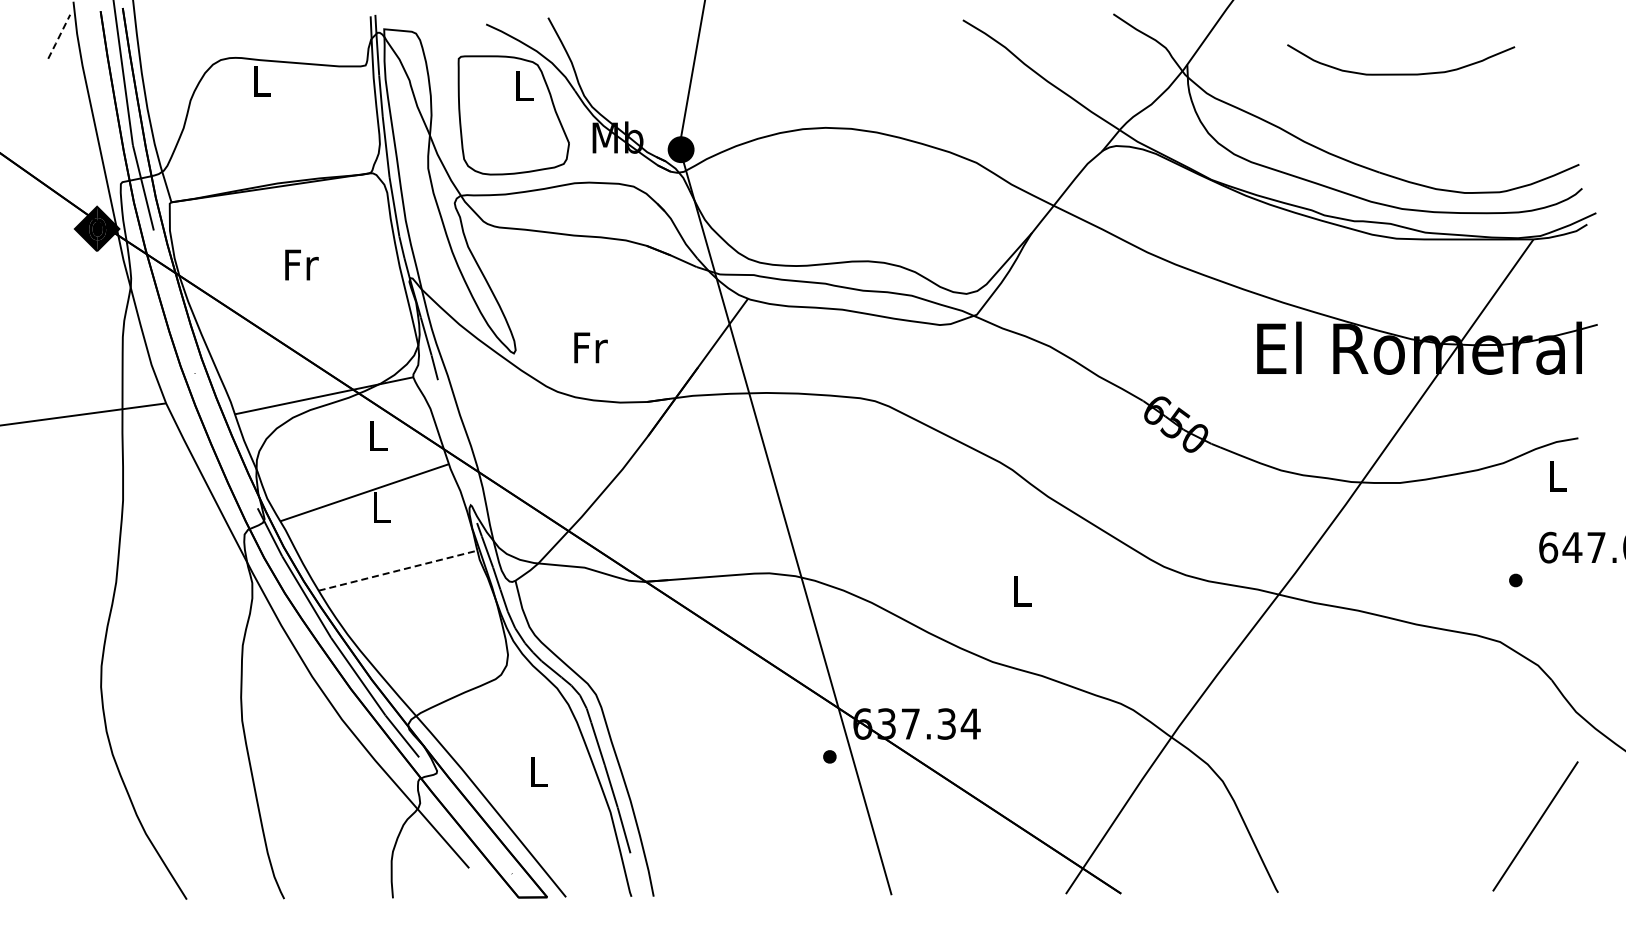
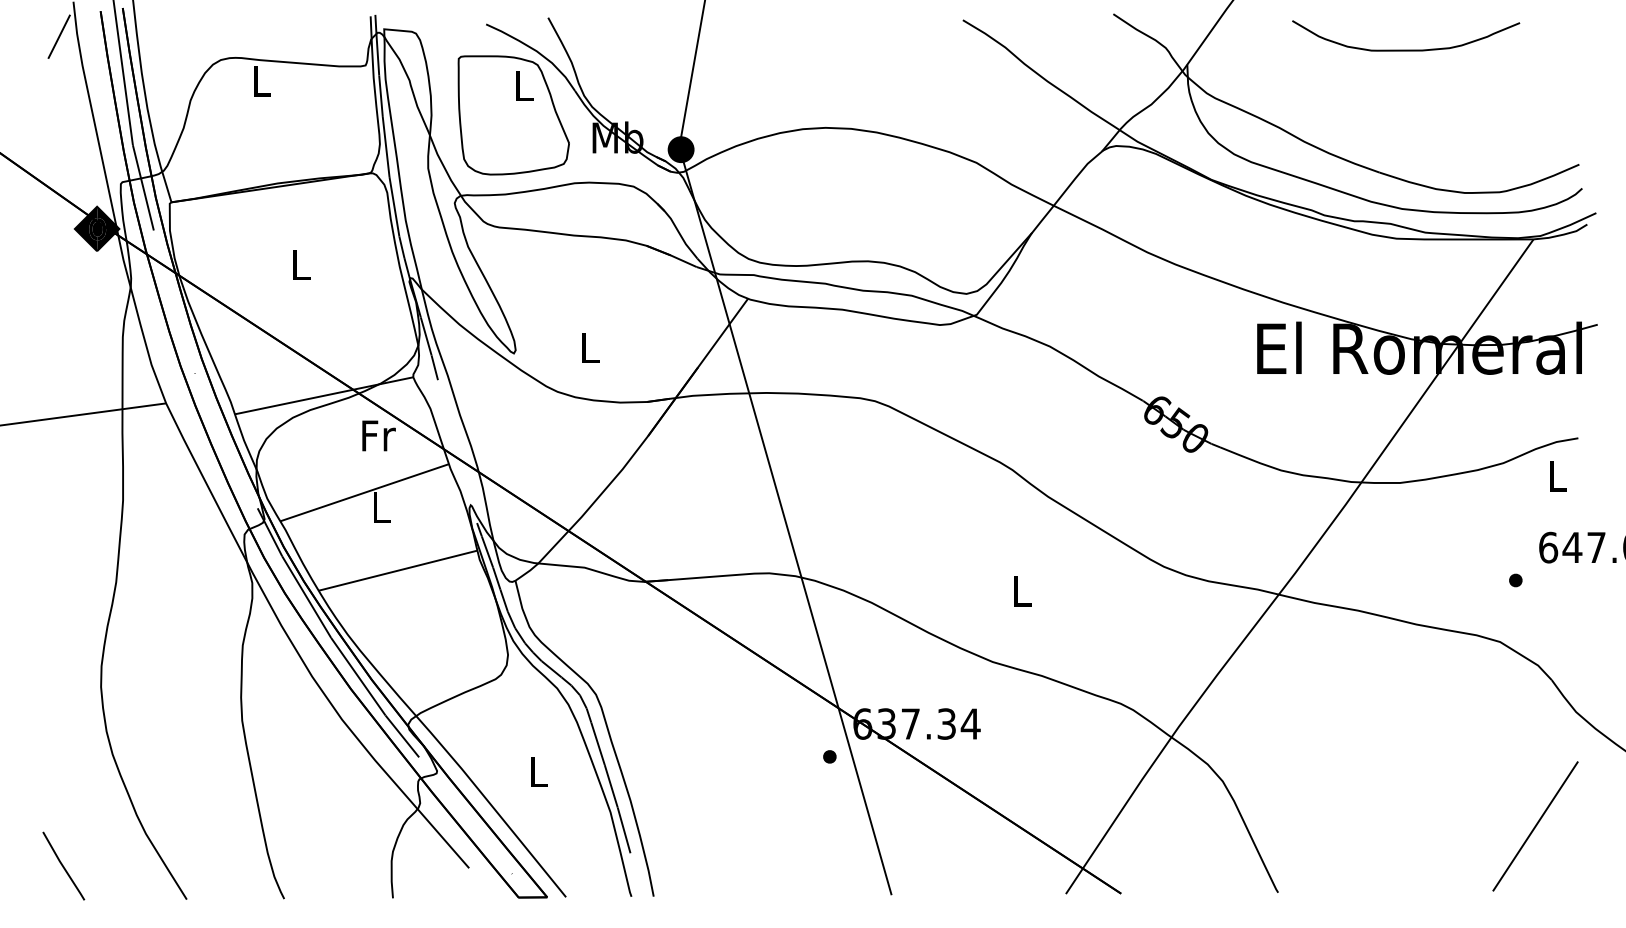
line: dashed -> solid (59, 36)
curve position: (1401, 73) -> (1406, 49) (1406, 49)
text: Fr -> L (301, 264)
text: Fr -> L (590, 347)
text: L -> Fr (378, 435)
line: dashed -> solid (398, 570)
line: none -> present (63, 865)
